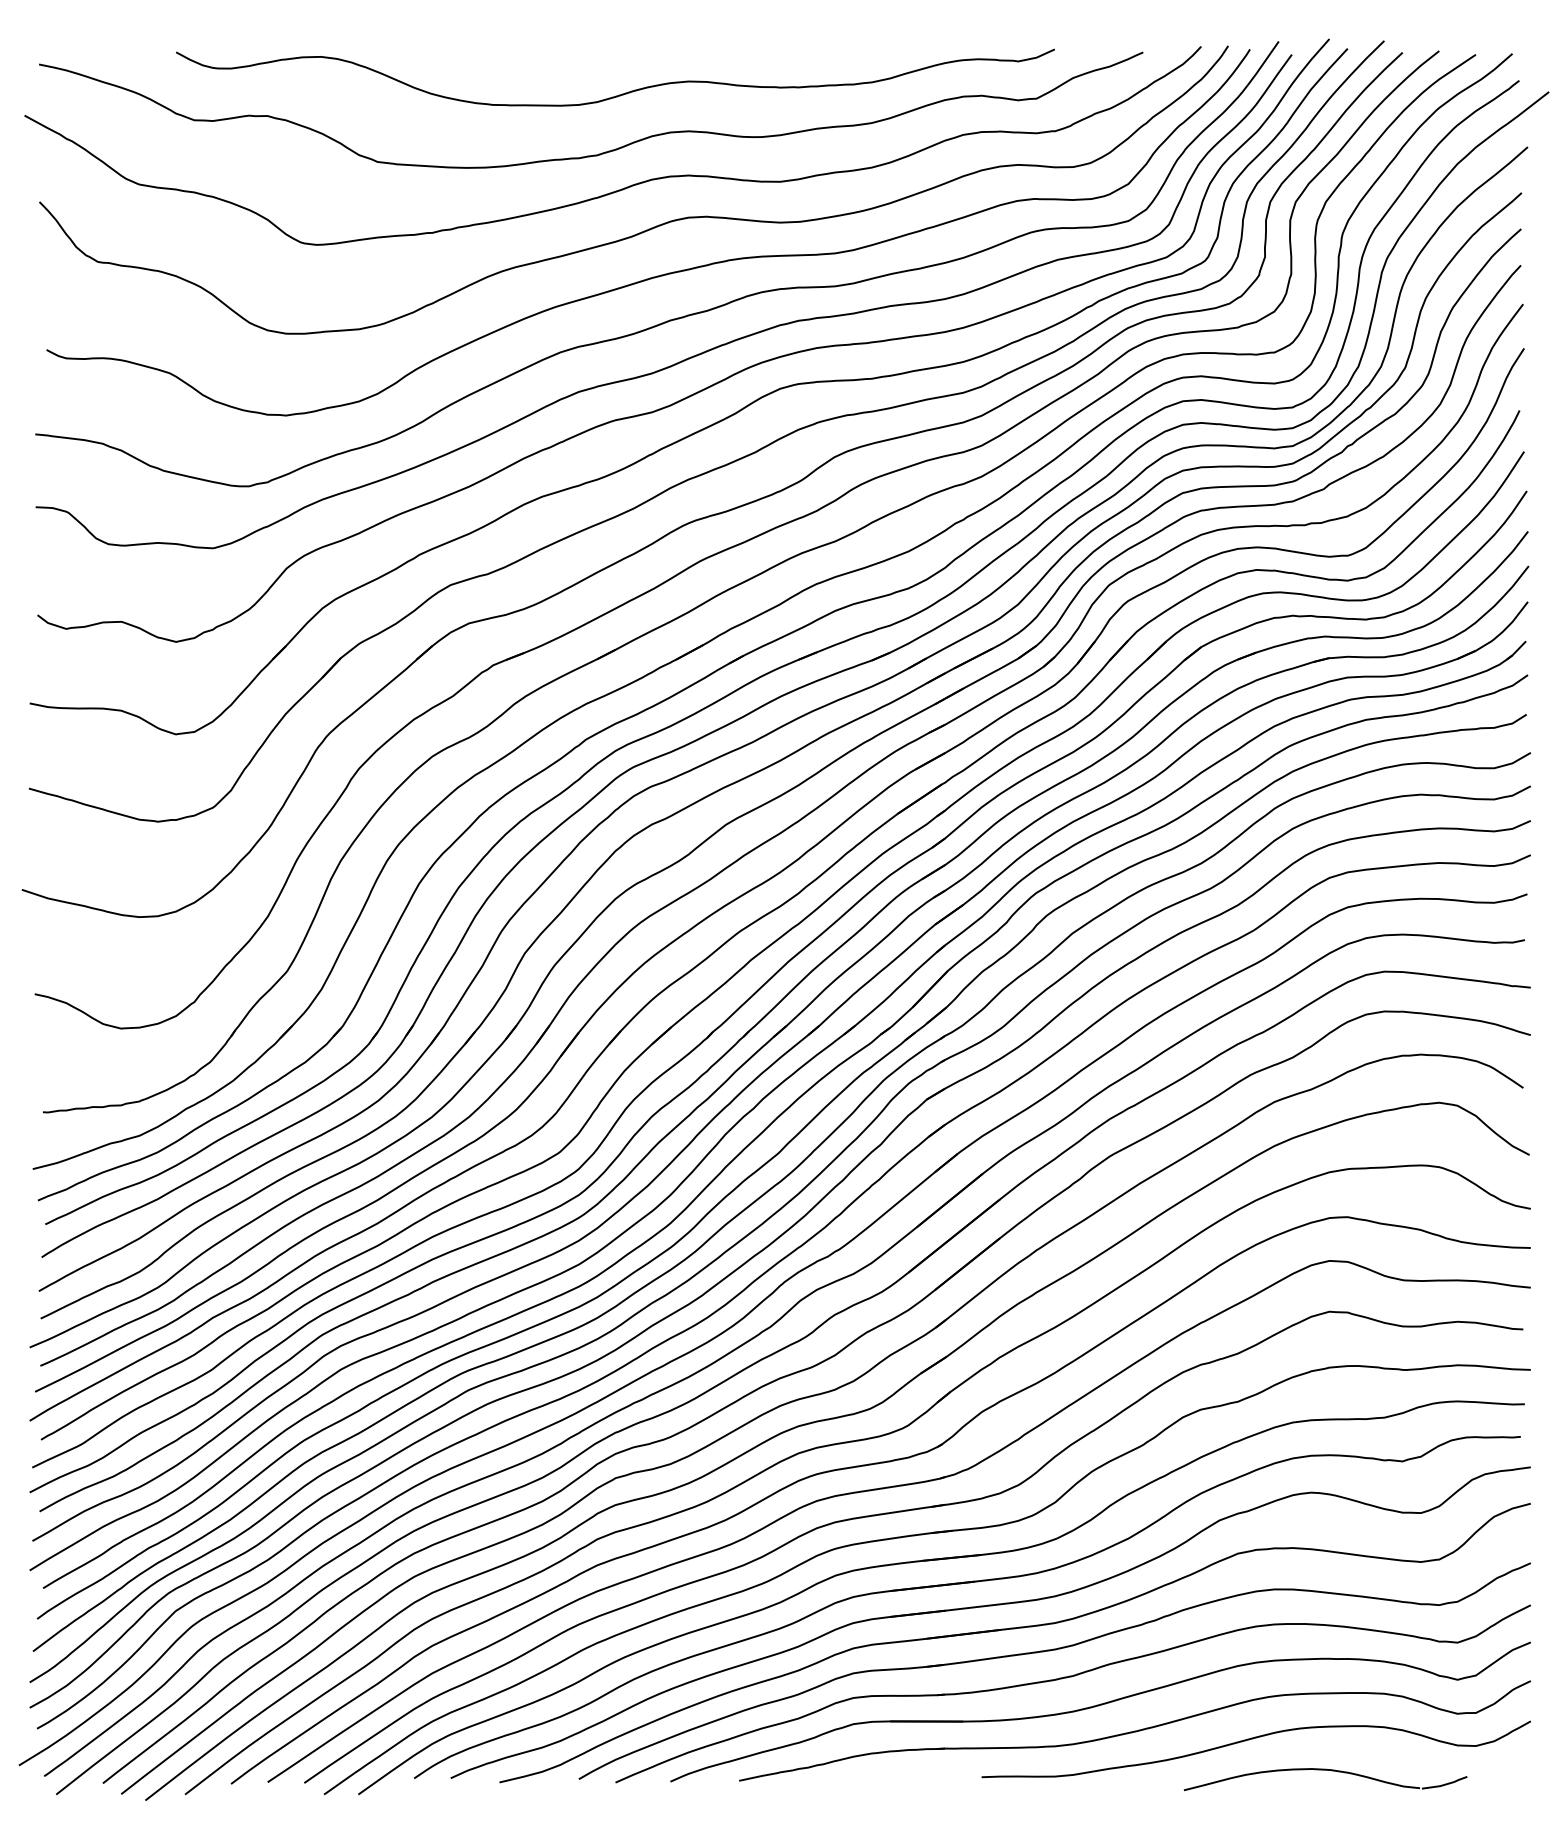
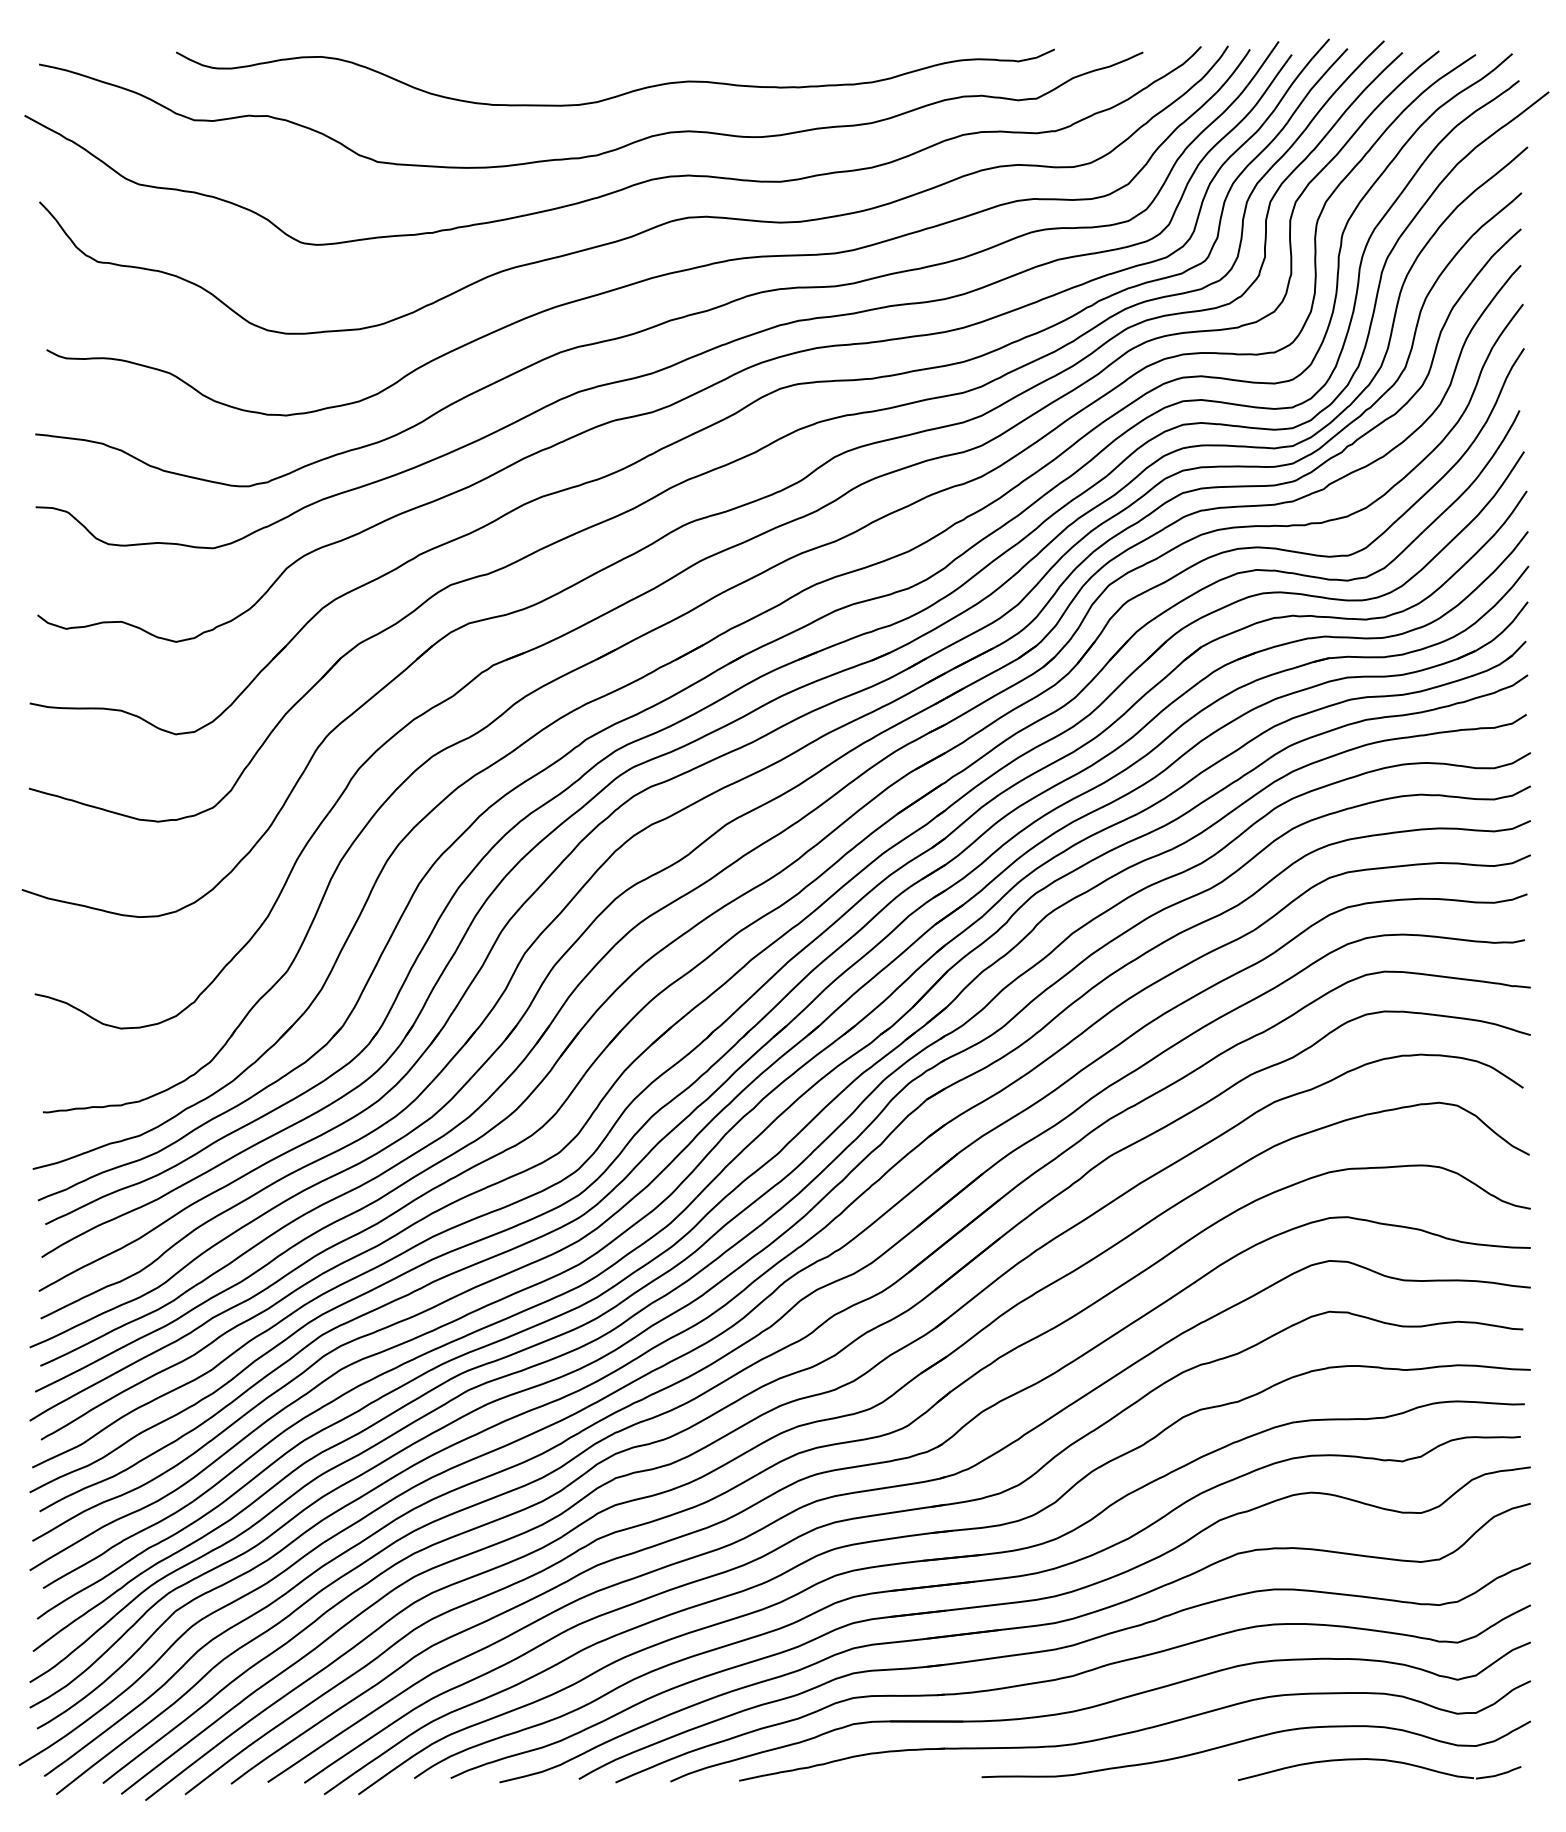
part position: (1325, 1770) -> (1379, 1760) (1379, 1760)
